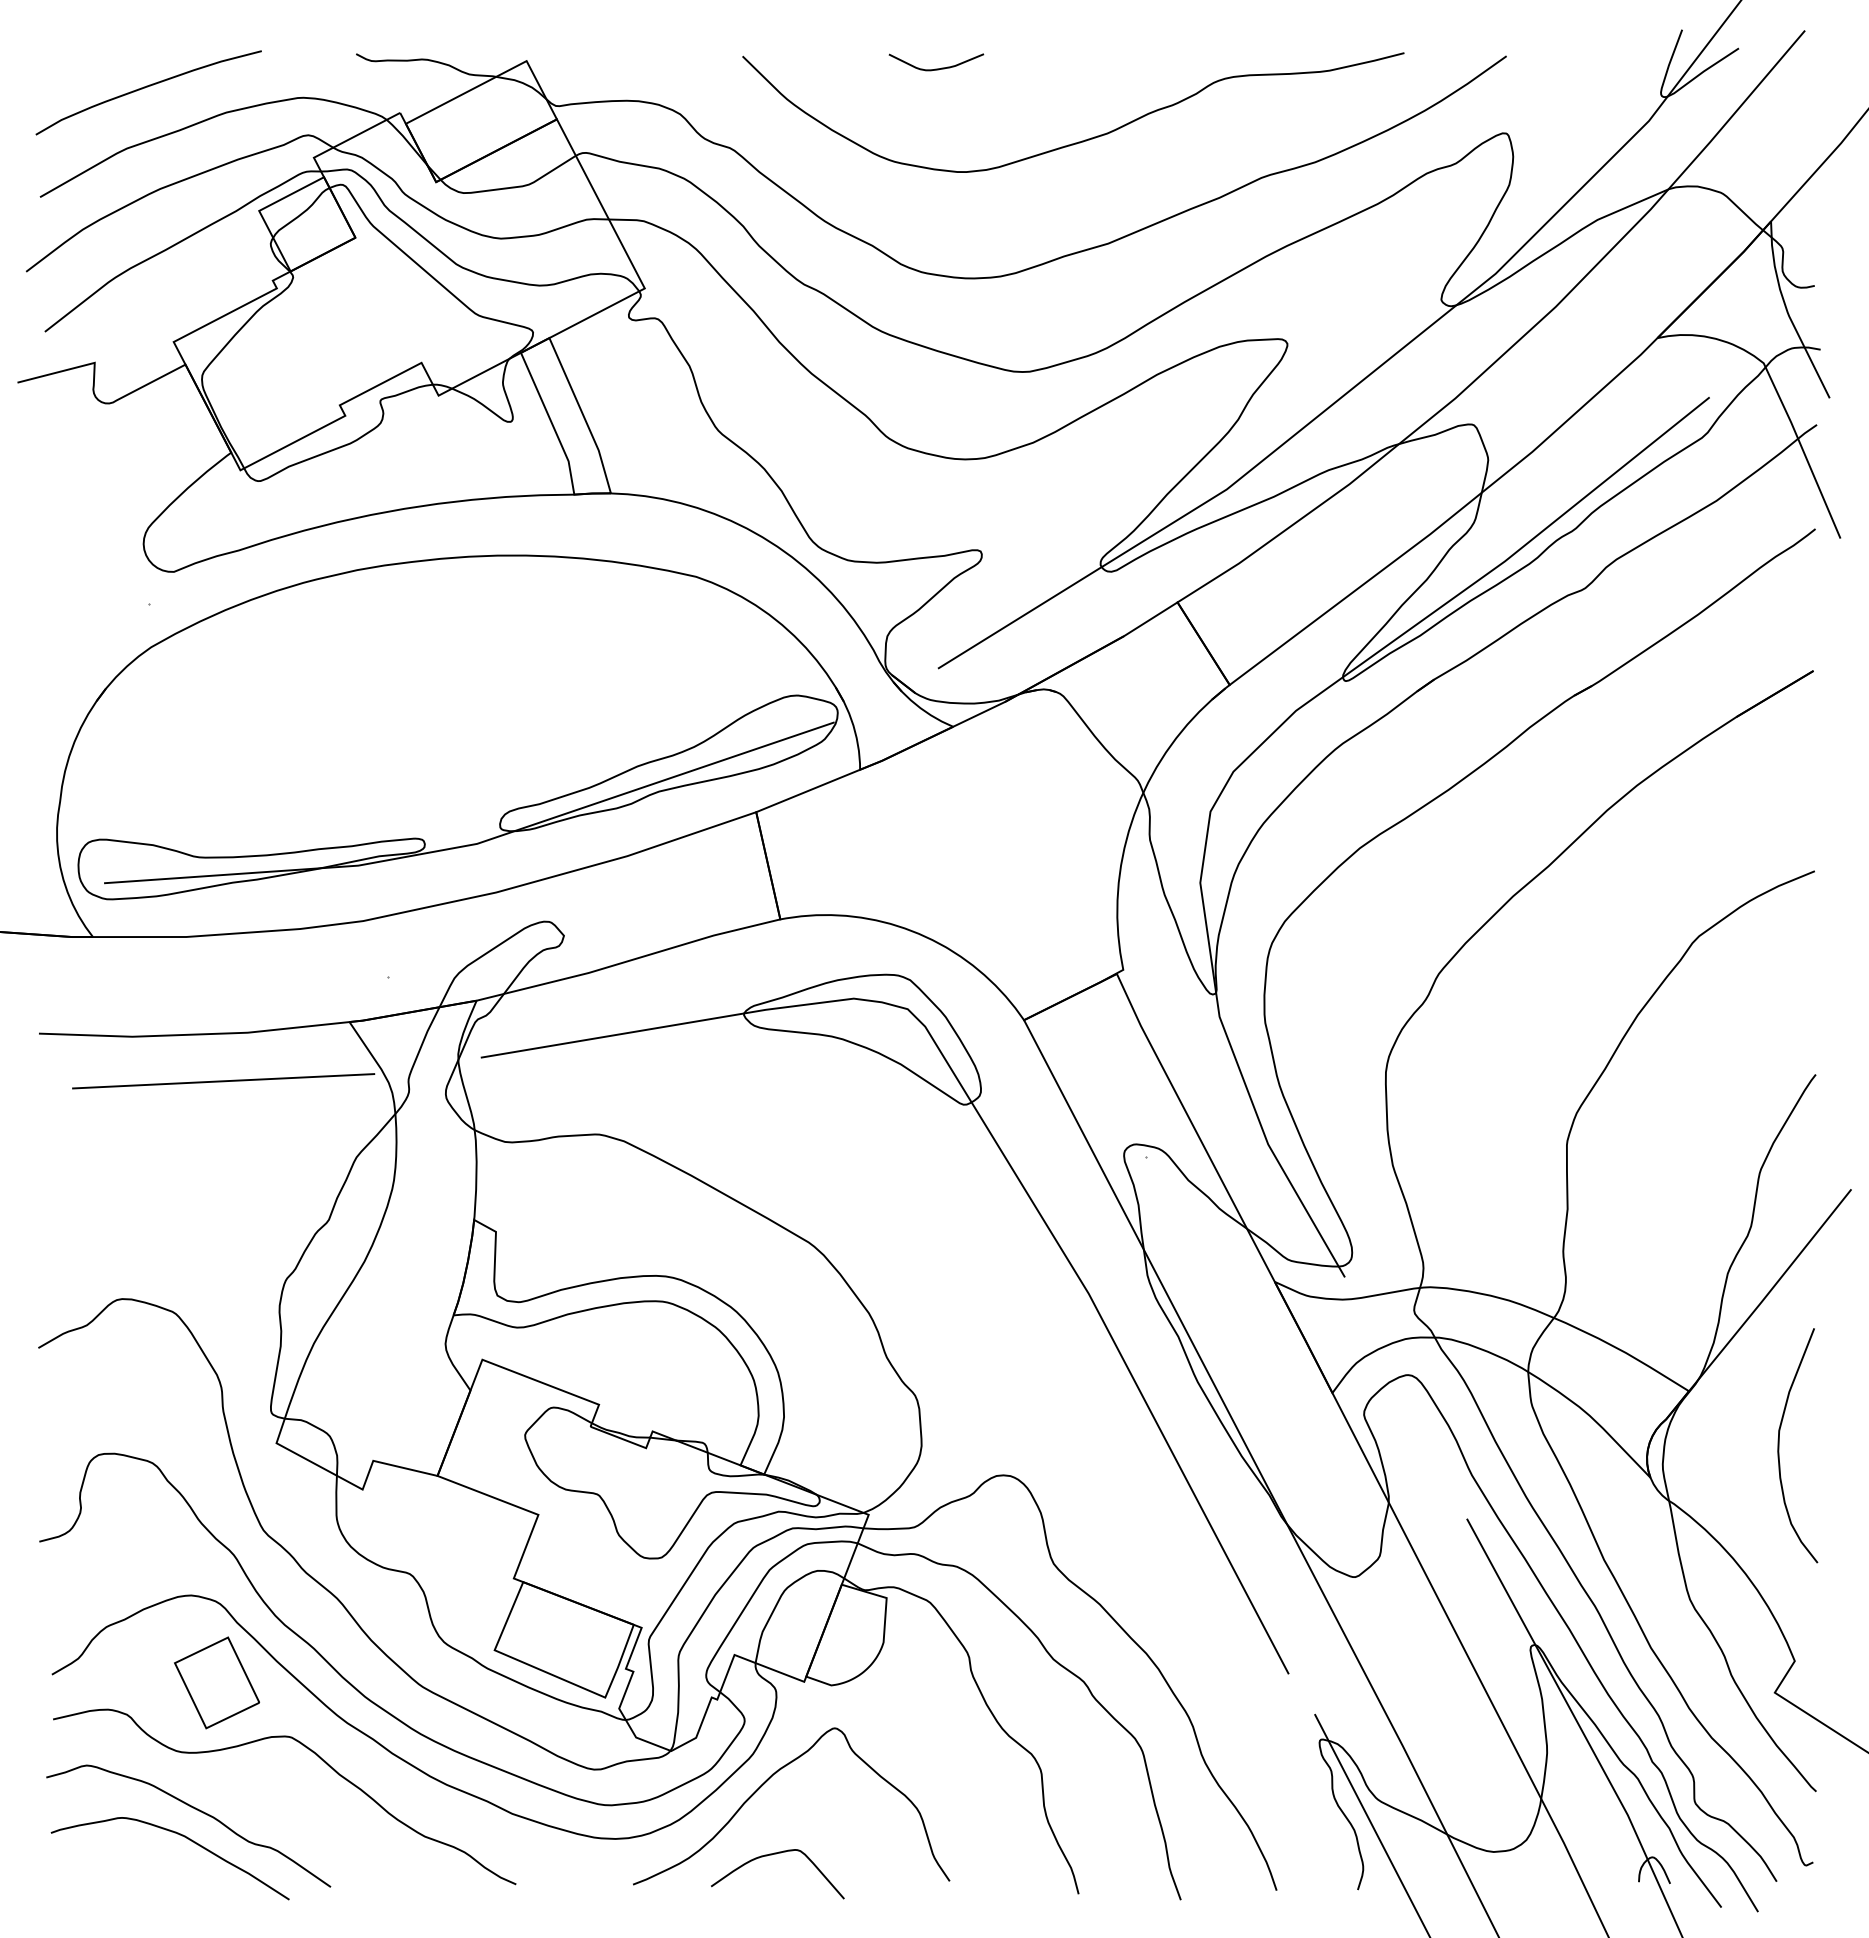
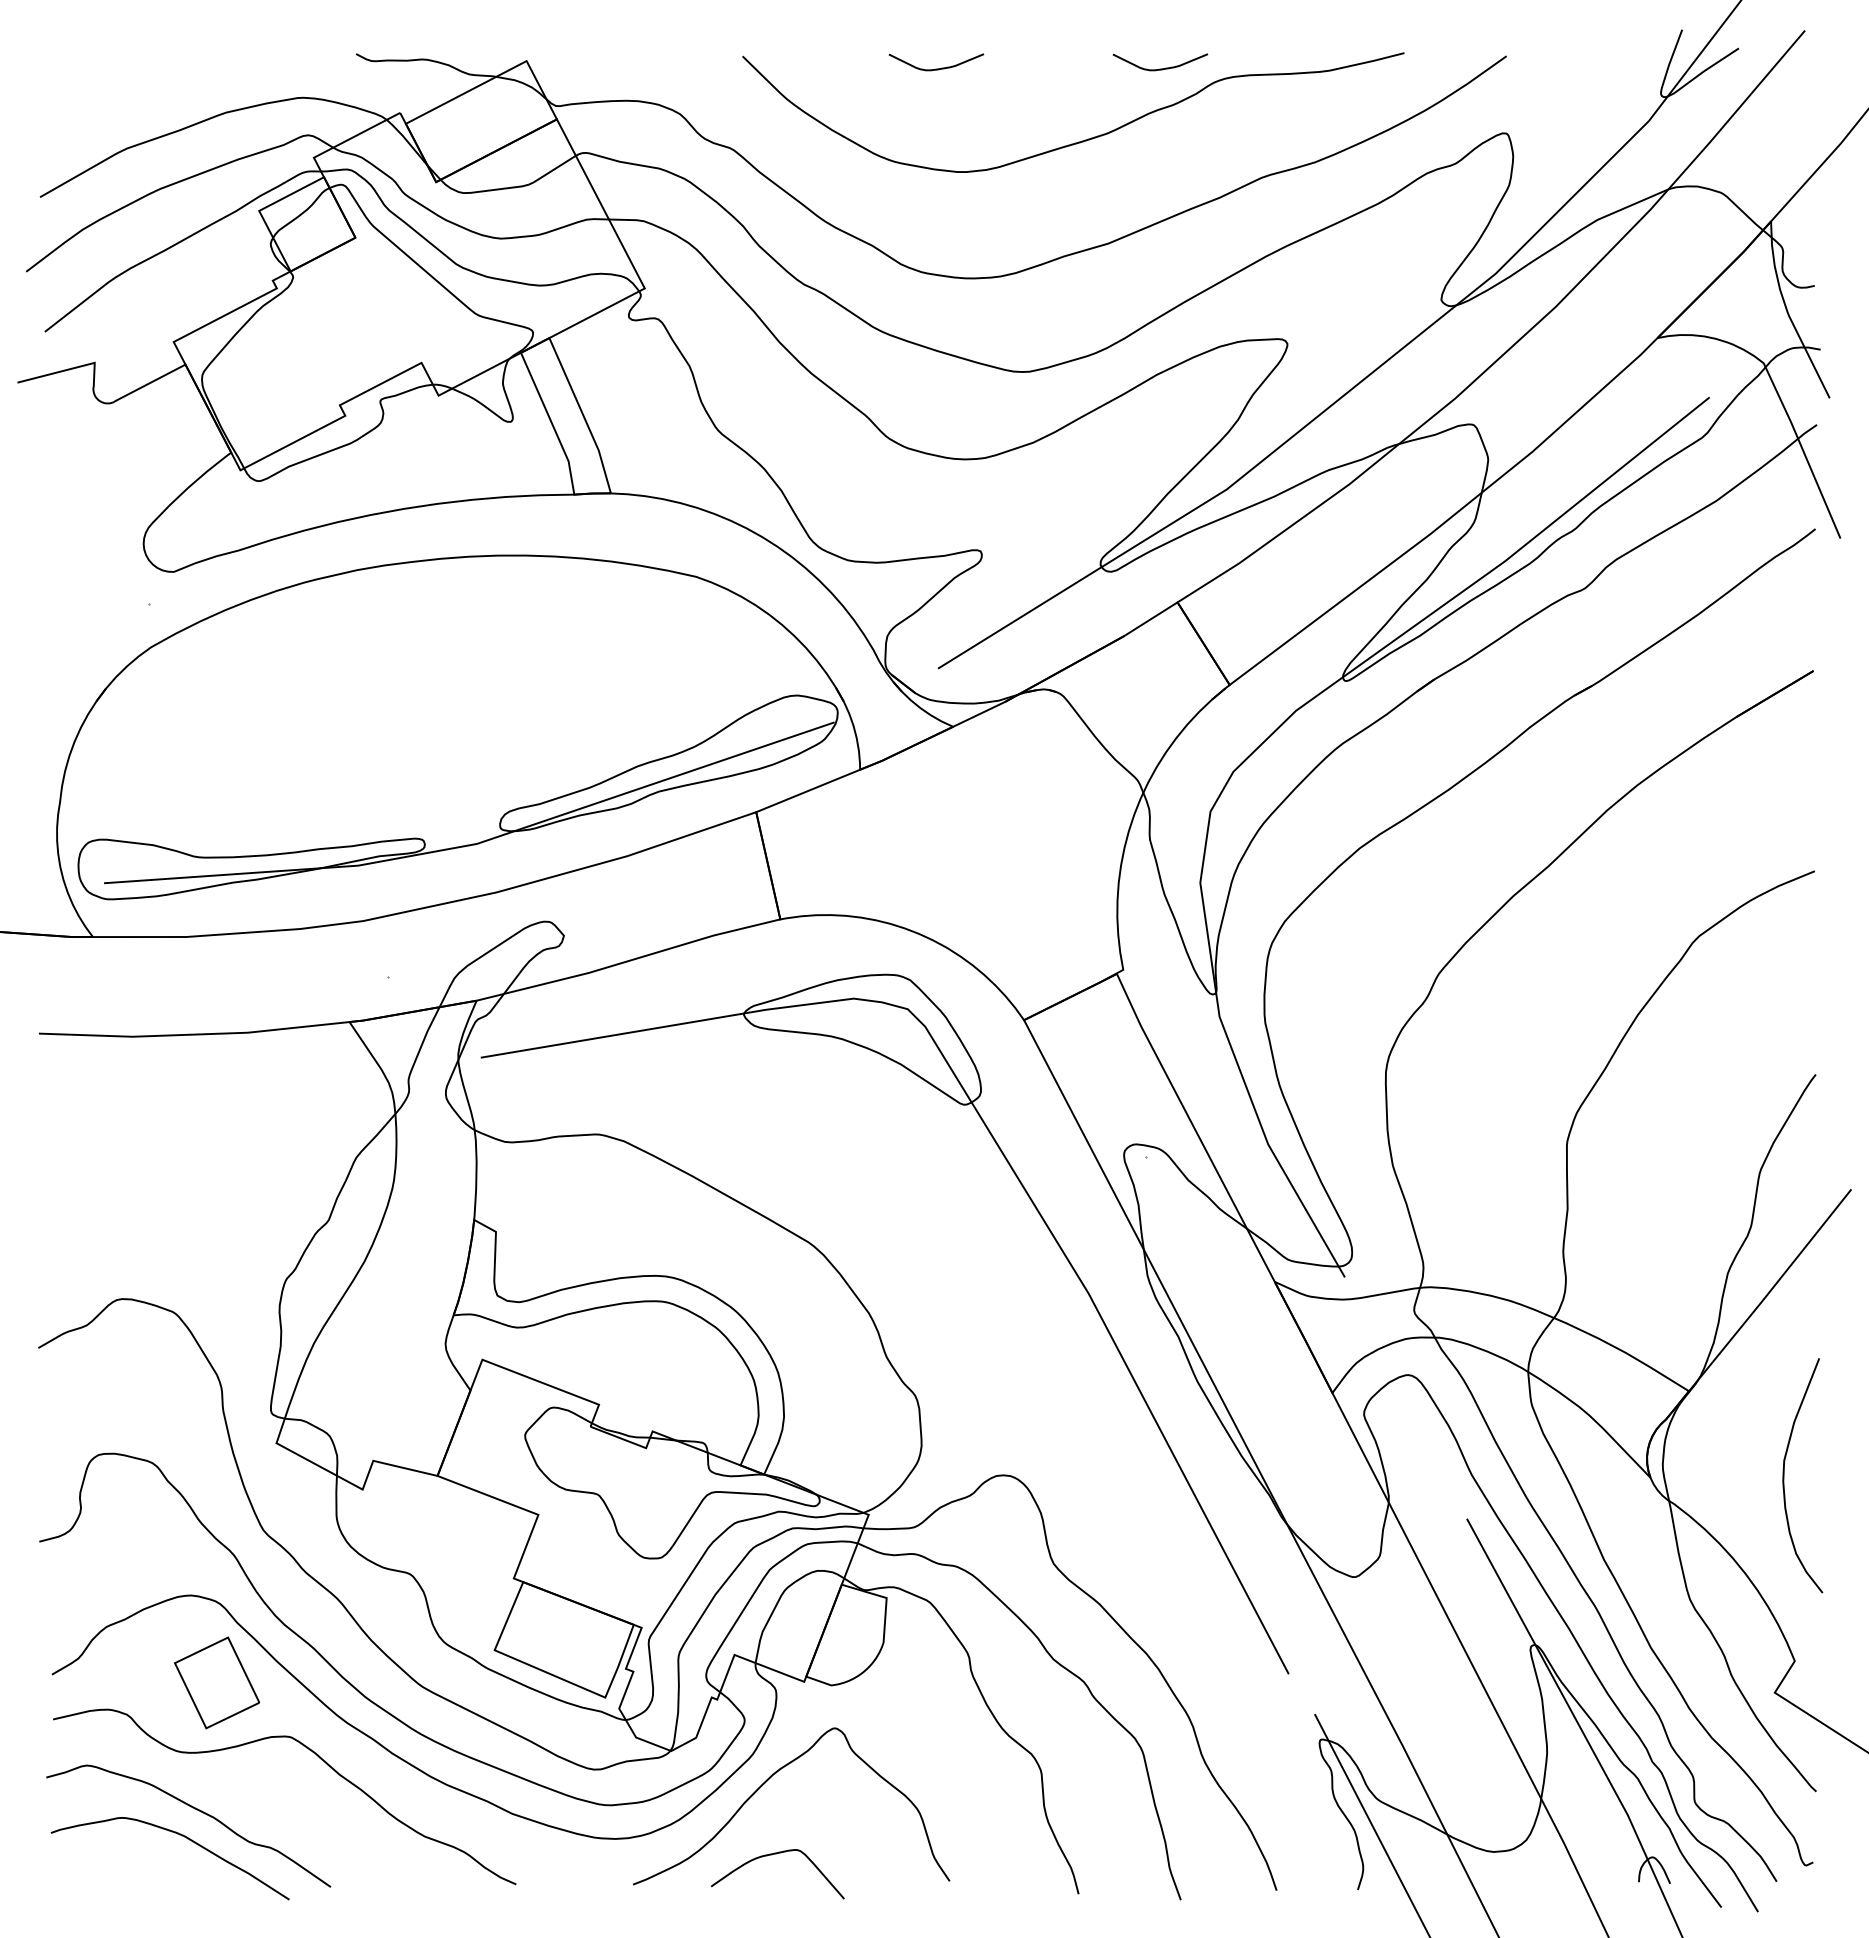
curve: none -> present (1160, 68)
curve: present -> none (145, 88)
line: present -> none (223, 1081)
curve position: (1779, 1445) -> (1784, 1475) (1784, 1475)
